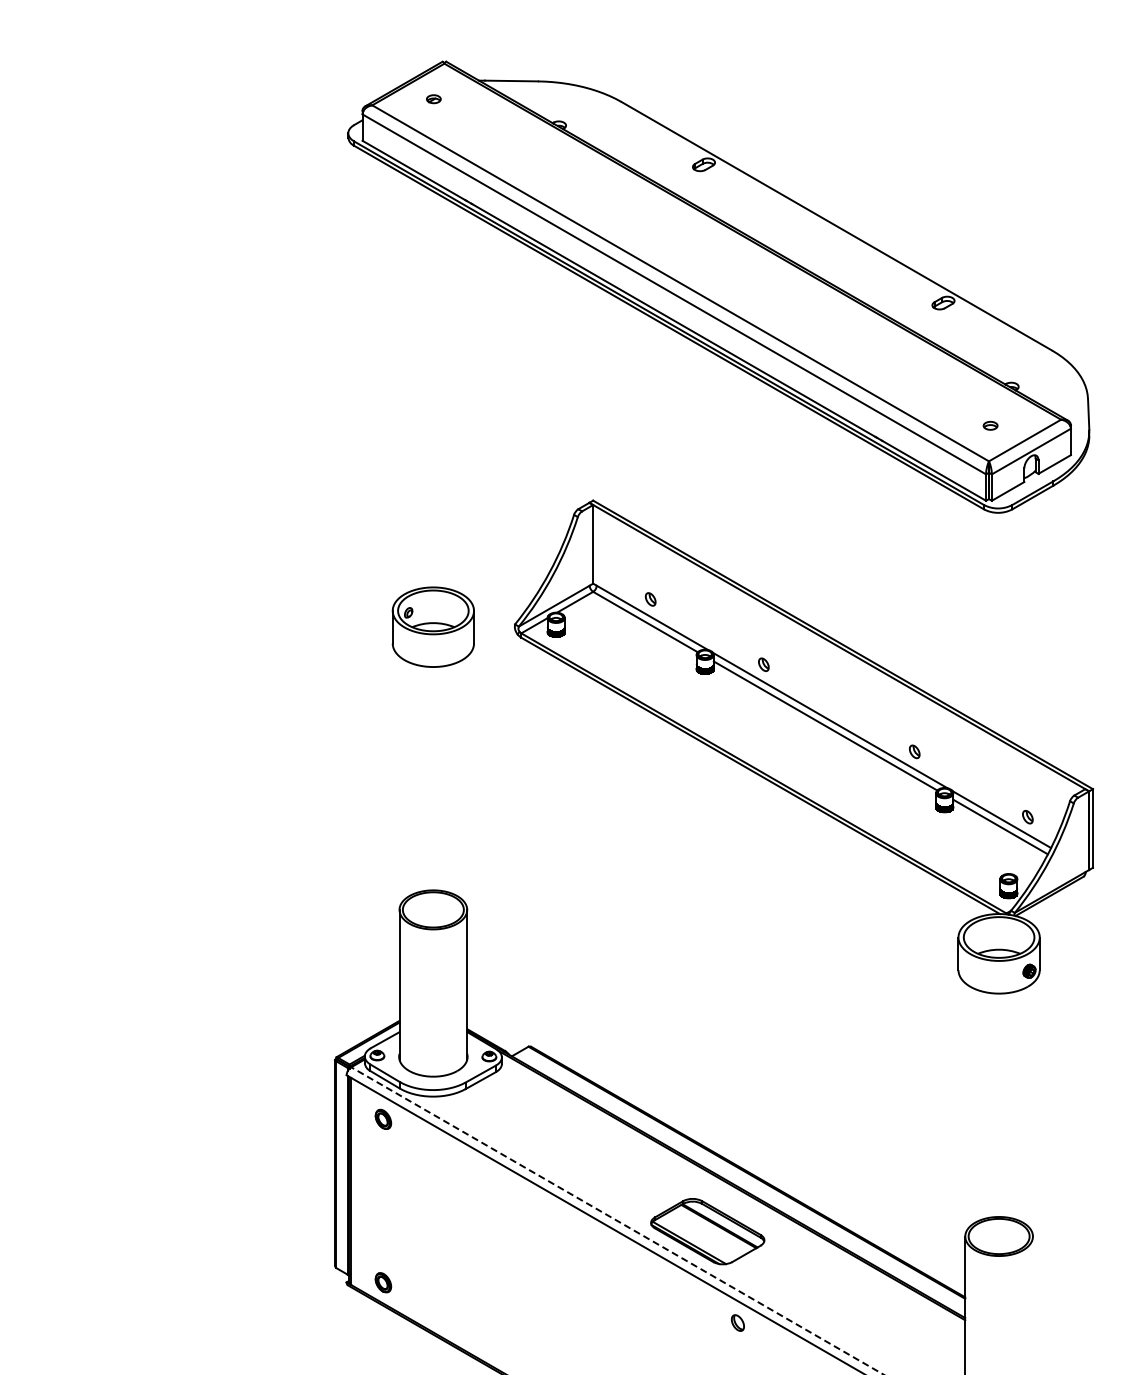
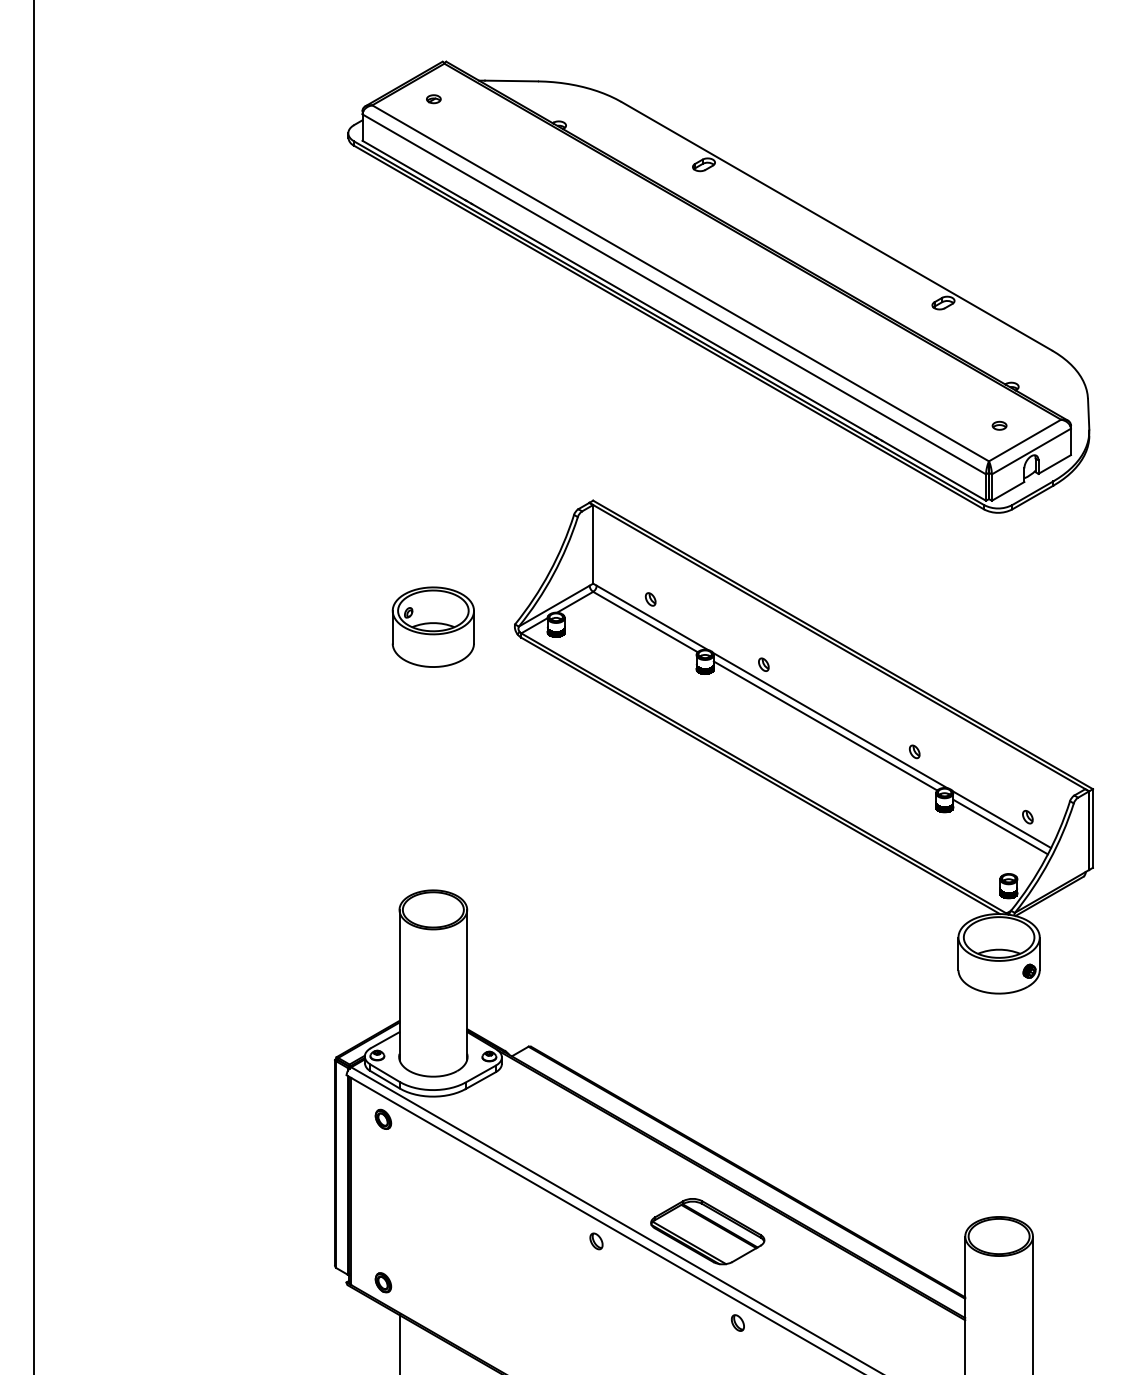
part position: (990, 425) -> (999, 425) (999, 425)
line: none -> present (34, 686)
line: dashed -> solid (617, 1221)
part: none -> present (596, 1241)
line: none -> present (1033, 1303)
line: none -> present (399, 1343)
